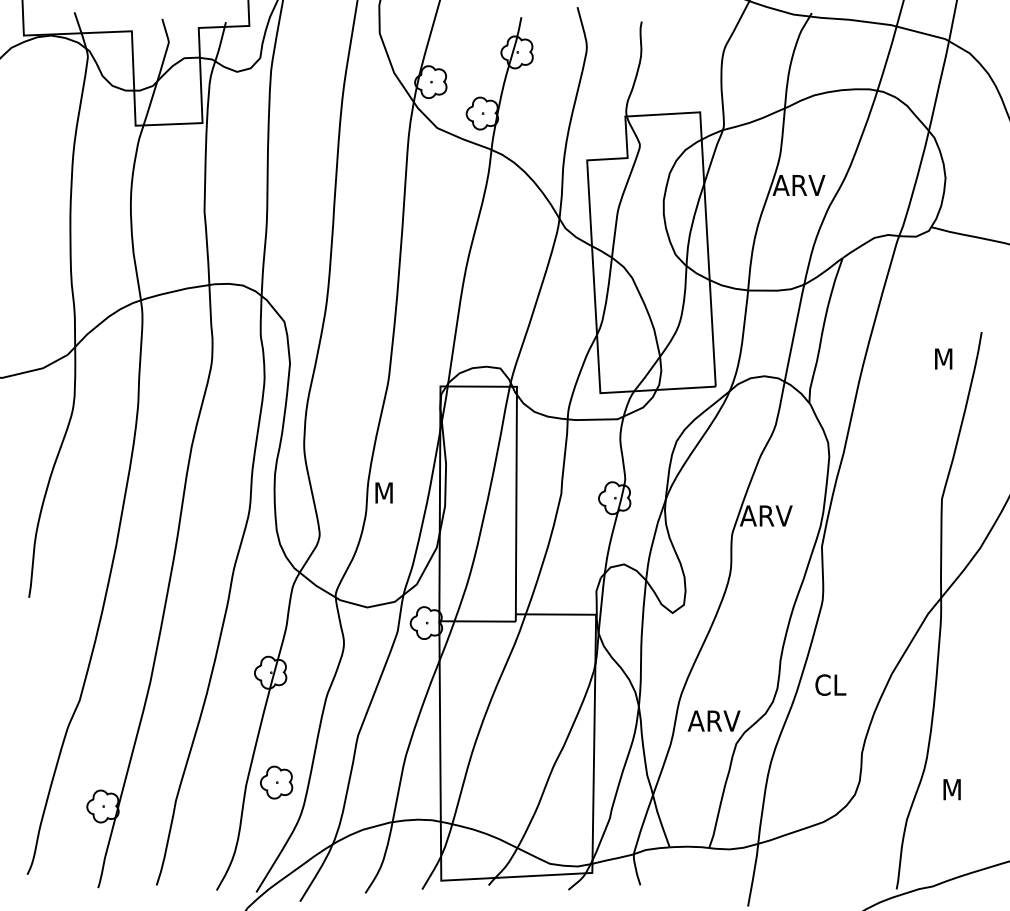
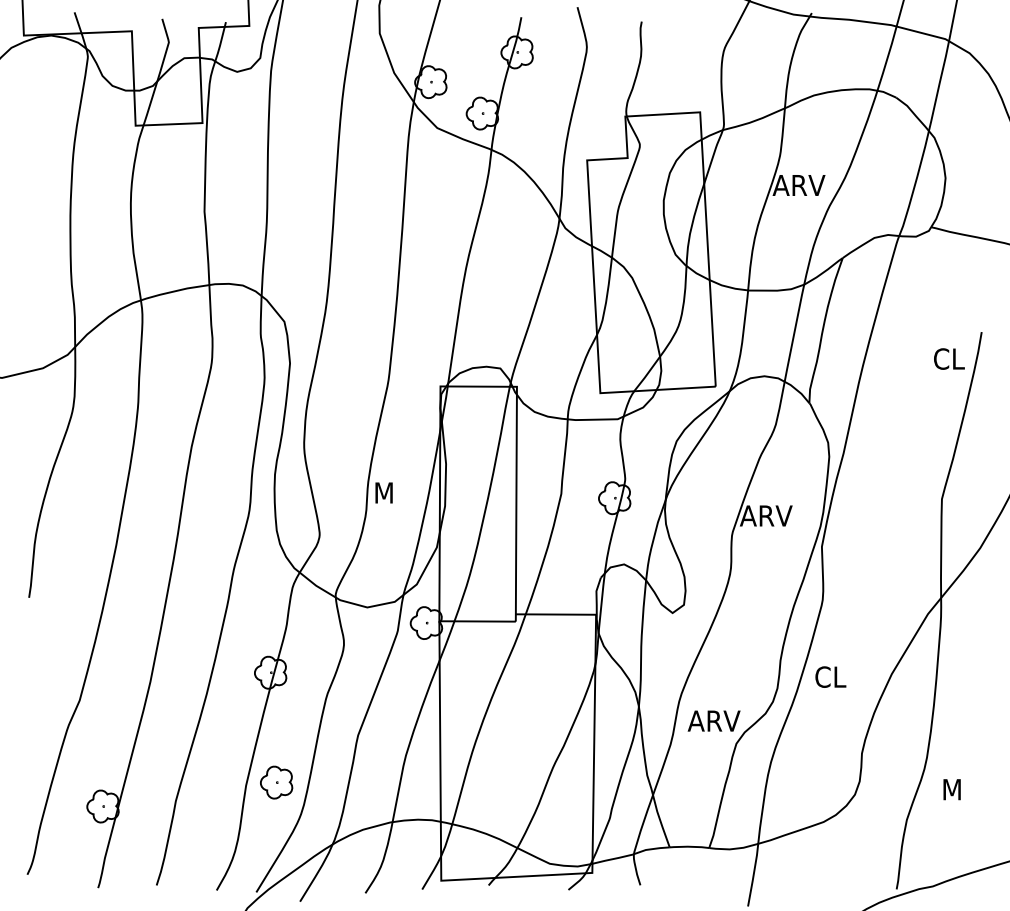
text: M -> CL (949, 358)
text position: (830, 684) -> (830, 676) (830, 676)
